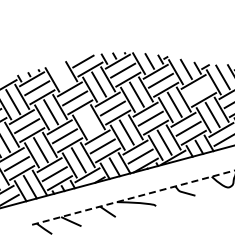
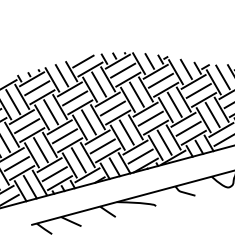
line: none -> present (61, 75)
line: none -> present (198, 90)
line: none -> present (88, 122)
line: dashed -> solid (133, 197)
